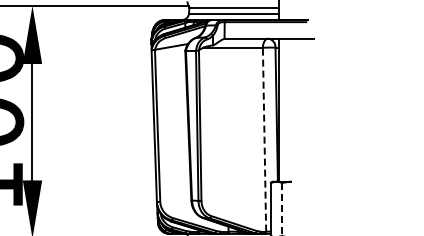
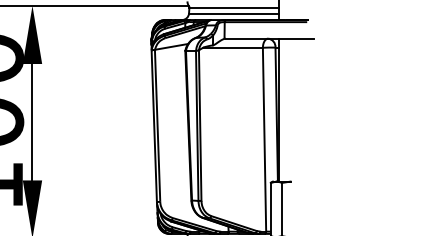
line: dashed -> solid (264, 139)
line: dashed -> solid (281, 209)
